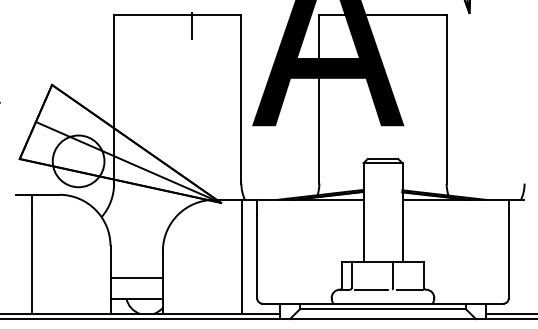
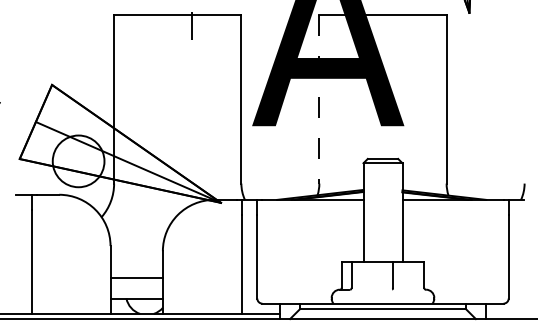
line: solid -> dashed (319, 99)
line: present -> none (371, 289)
line: present -> none (409, 289)
line: present -> none (510, 313)
